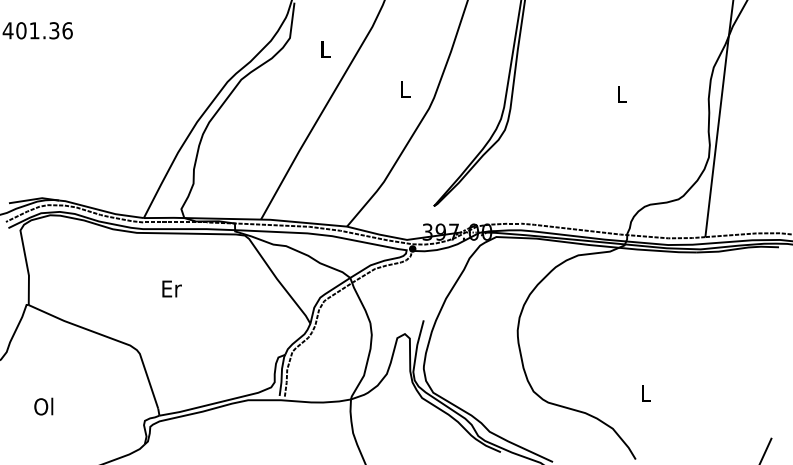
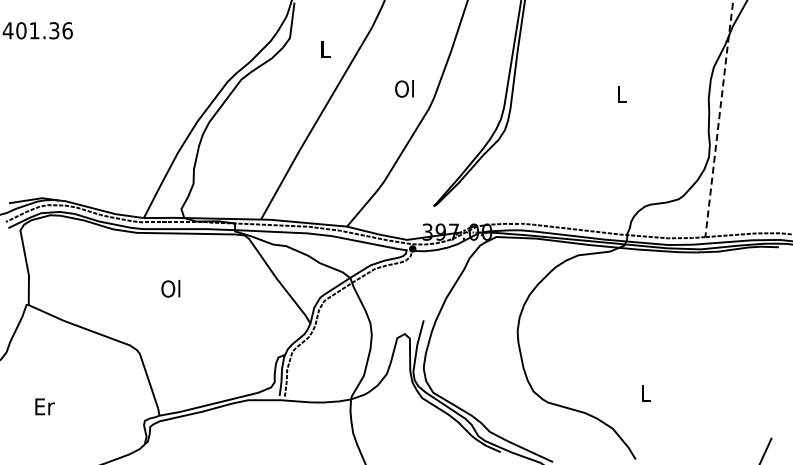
text: L -> Ol (404, 88)
line: solid -> dashed (719, 118)
text: Er -> Ol (171, 288)
text: Ol -> Er (44, 406)
